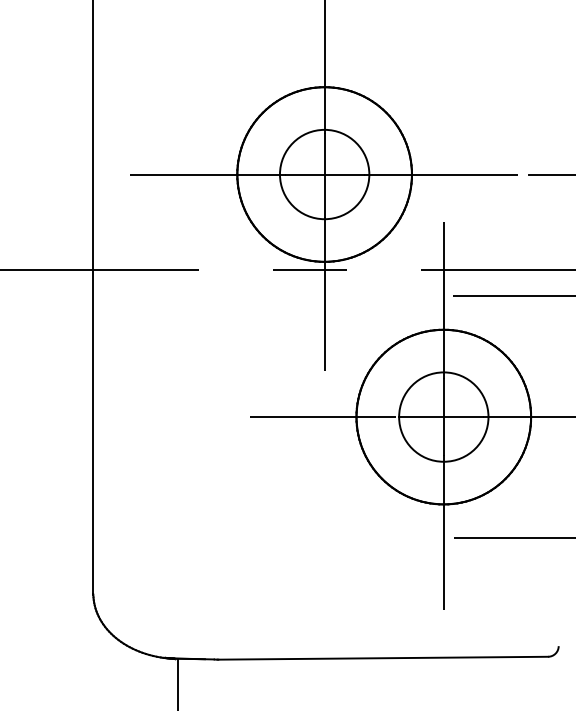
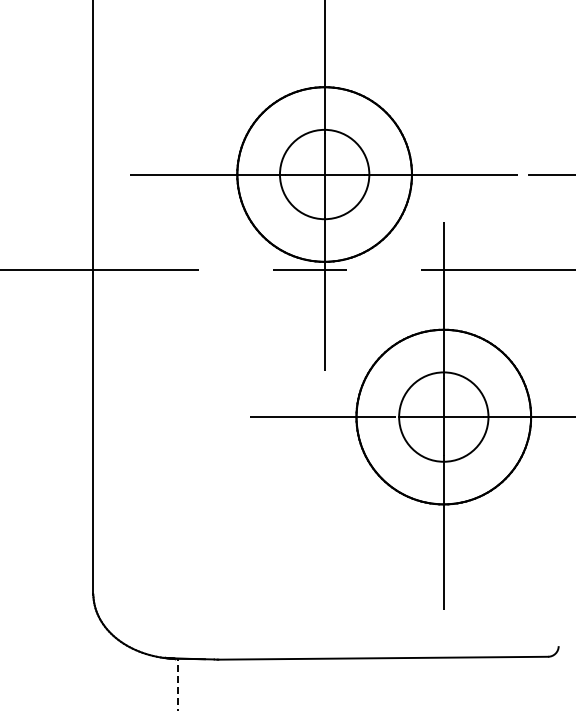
line: present -> none (512, 295)
line: present -> none (512, 538)
line: solid -> dashed (178, 684)
